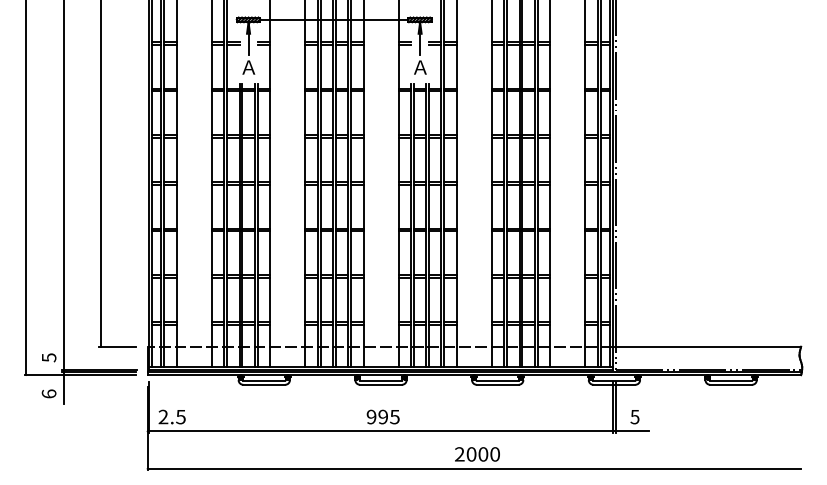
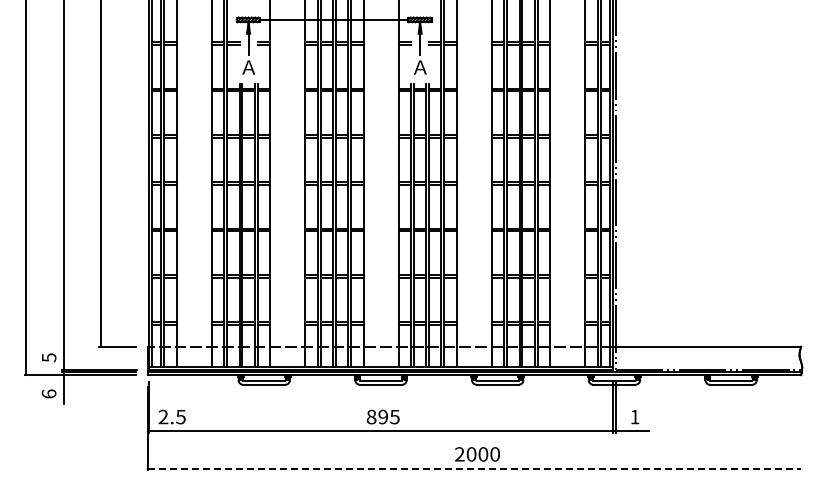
text: 995 -> 895 (371, 416)
text: 5 -> 1 (634, 417)
line: solid -> dashed (474, 468)
